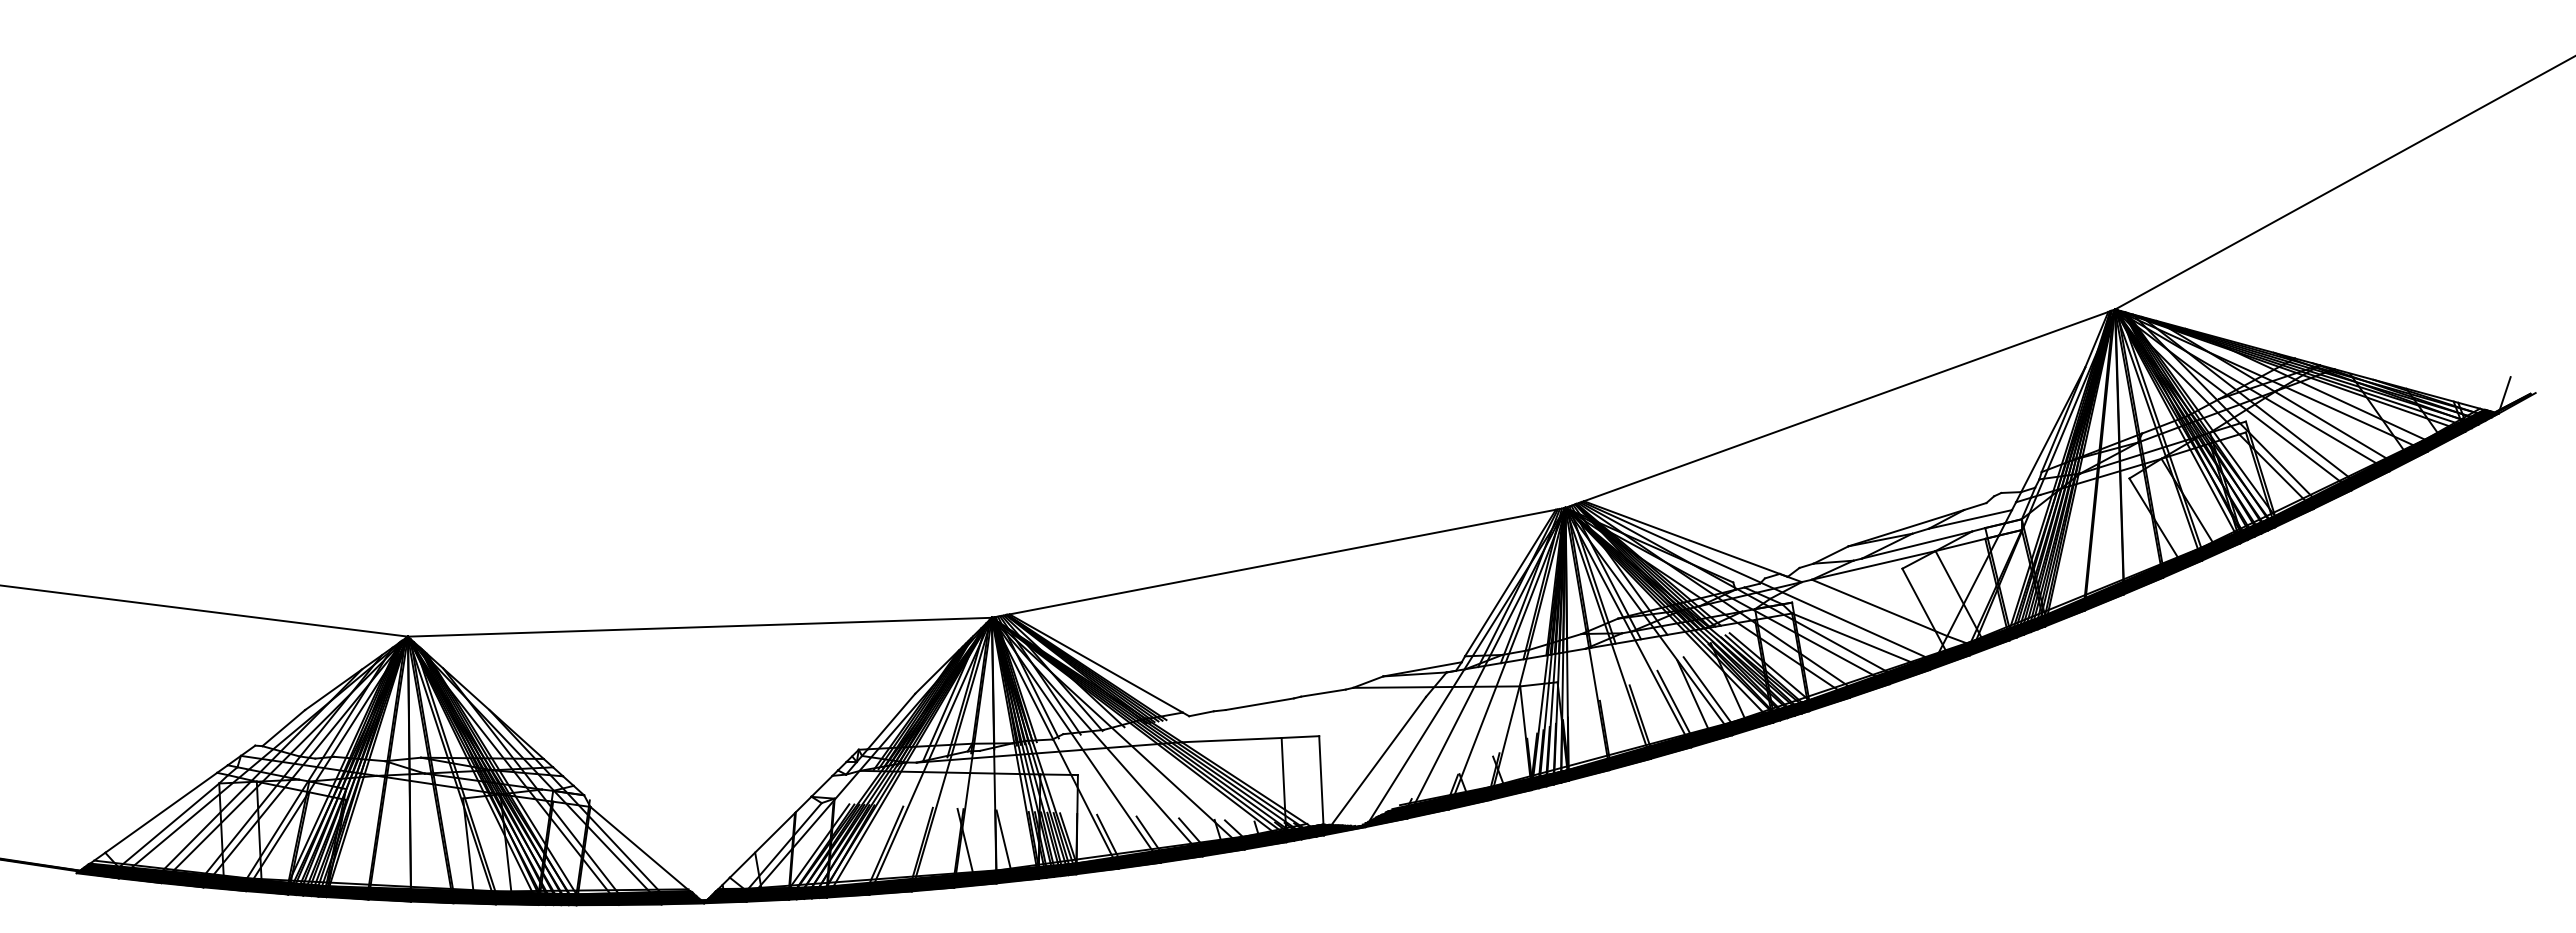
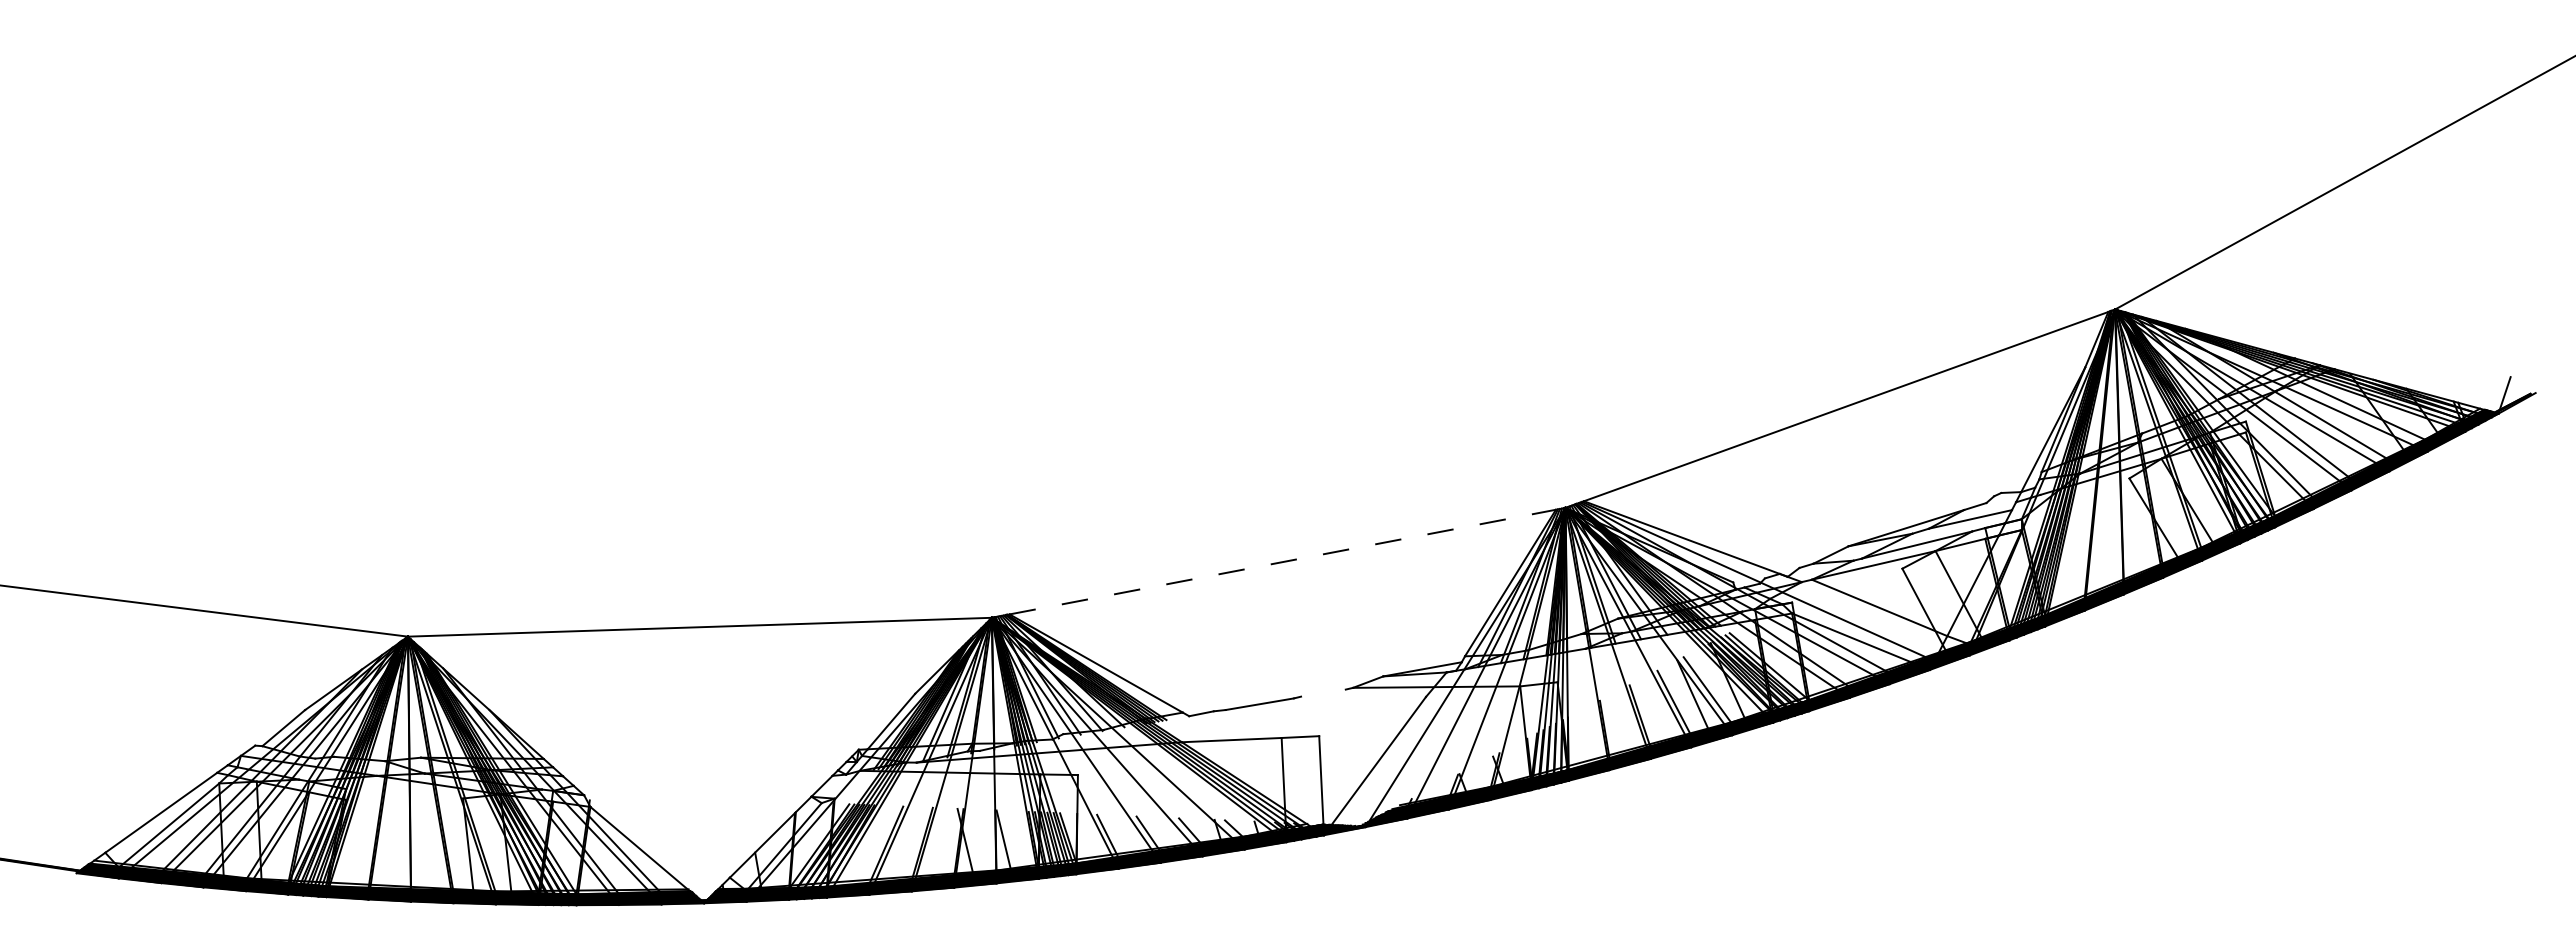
line: solid -> dashed (1283, 561)
line: present -> none (1323, 692)
